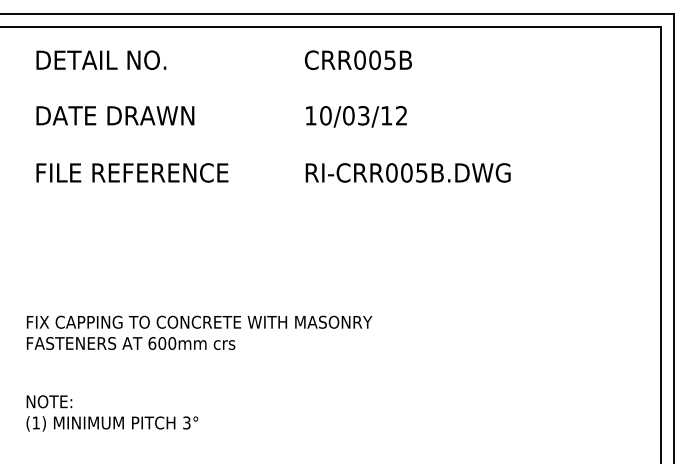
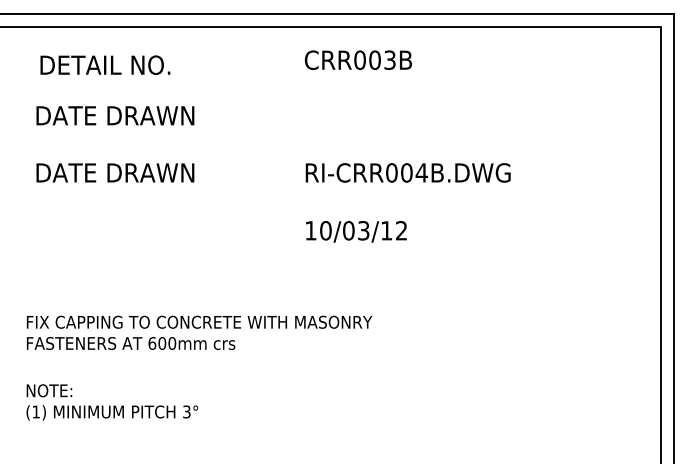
text position: (101, 59) -> (105, 64) (105, 64)
text: CRR005B -> CRR003B (390, 59)
text position: (356, 116) -> (356, 231) (356, 231)
text: FILE REFERENCE -> DATE DRAWN (133, 172)
text: RI-CRR005B.DWG -> RI-CRR004B.DWG (421, 172)
text position: (112, 413) -> (112, 402) (112, 402)
